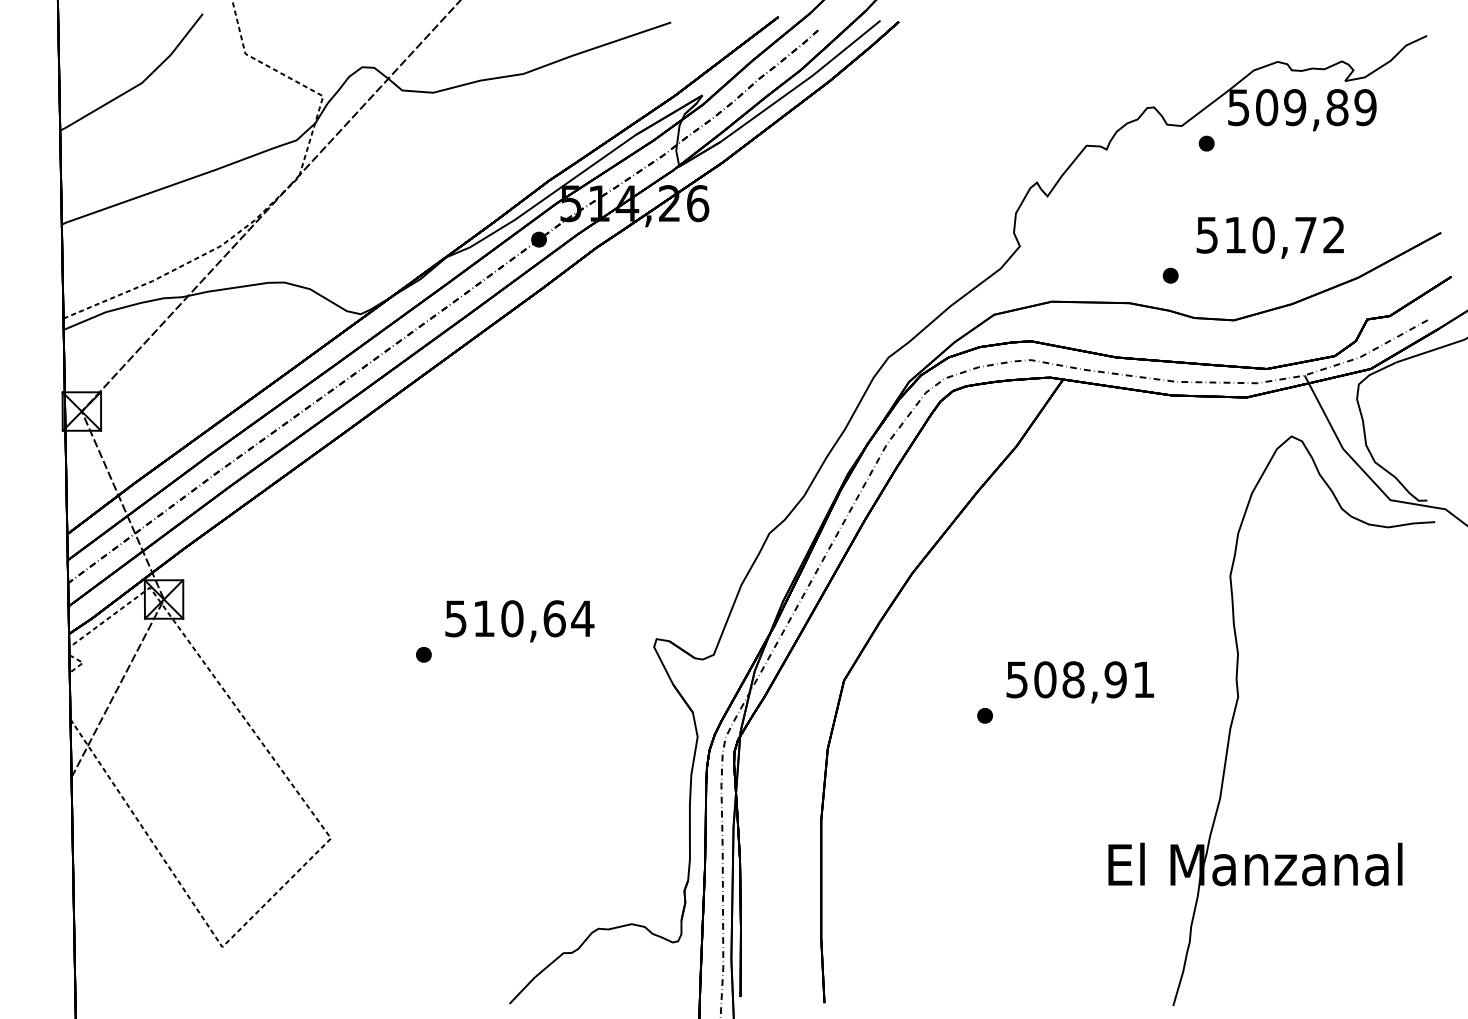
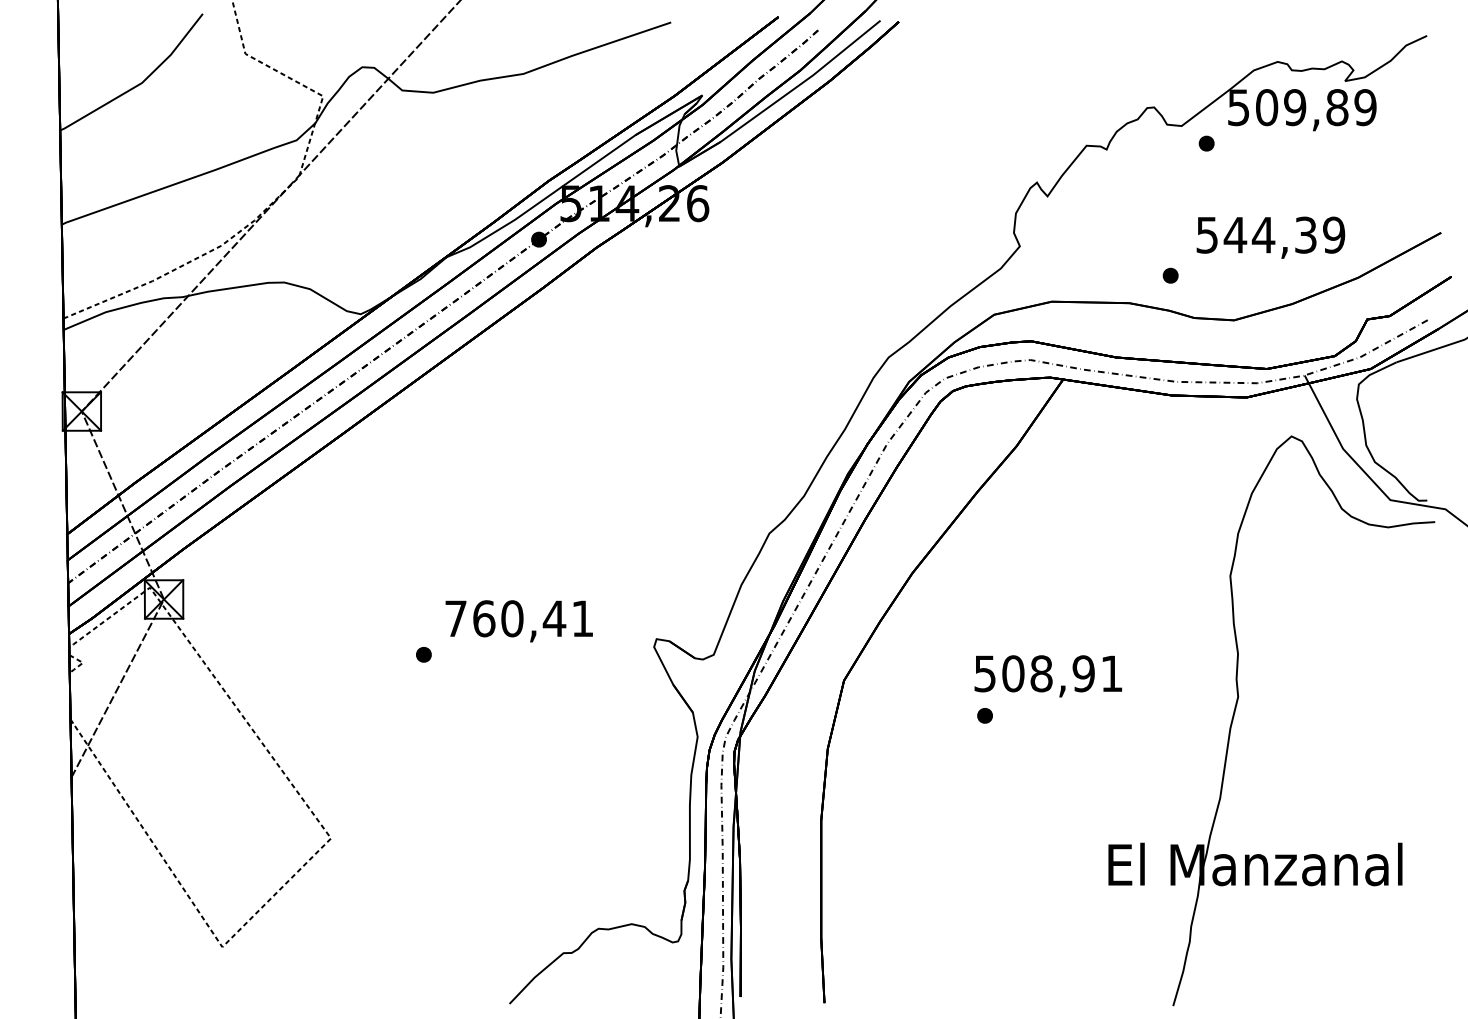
text: 510,72 -> 544,39 (1284, 234)
text: 510,64 -> 760,41 (519, 618)
text position: (1079, 682) -> (1047, 676) (1047, 676)
